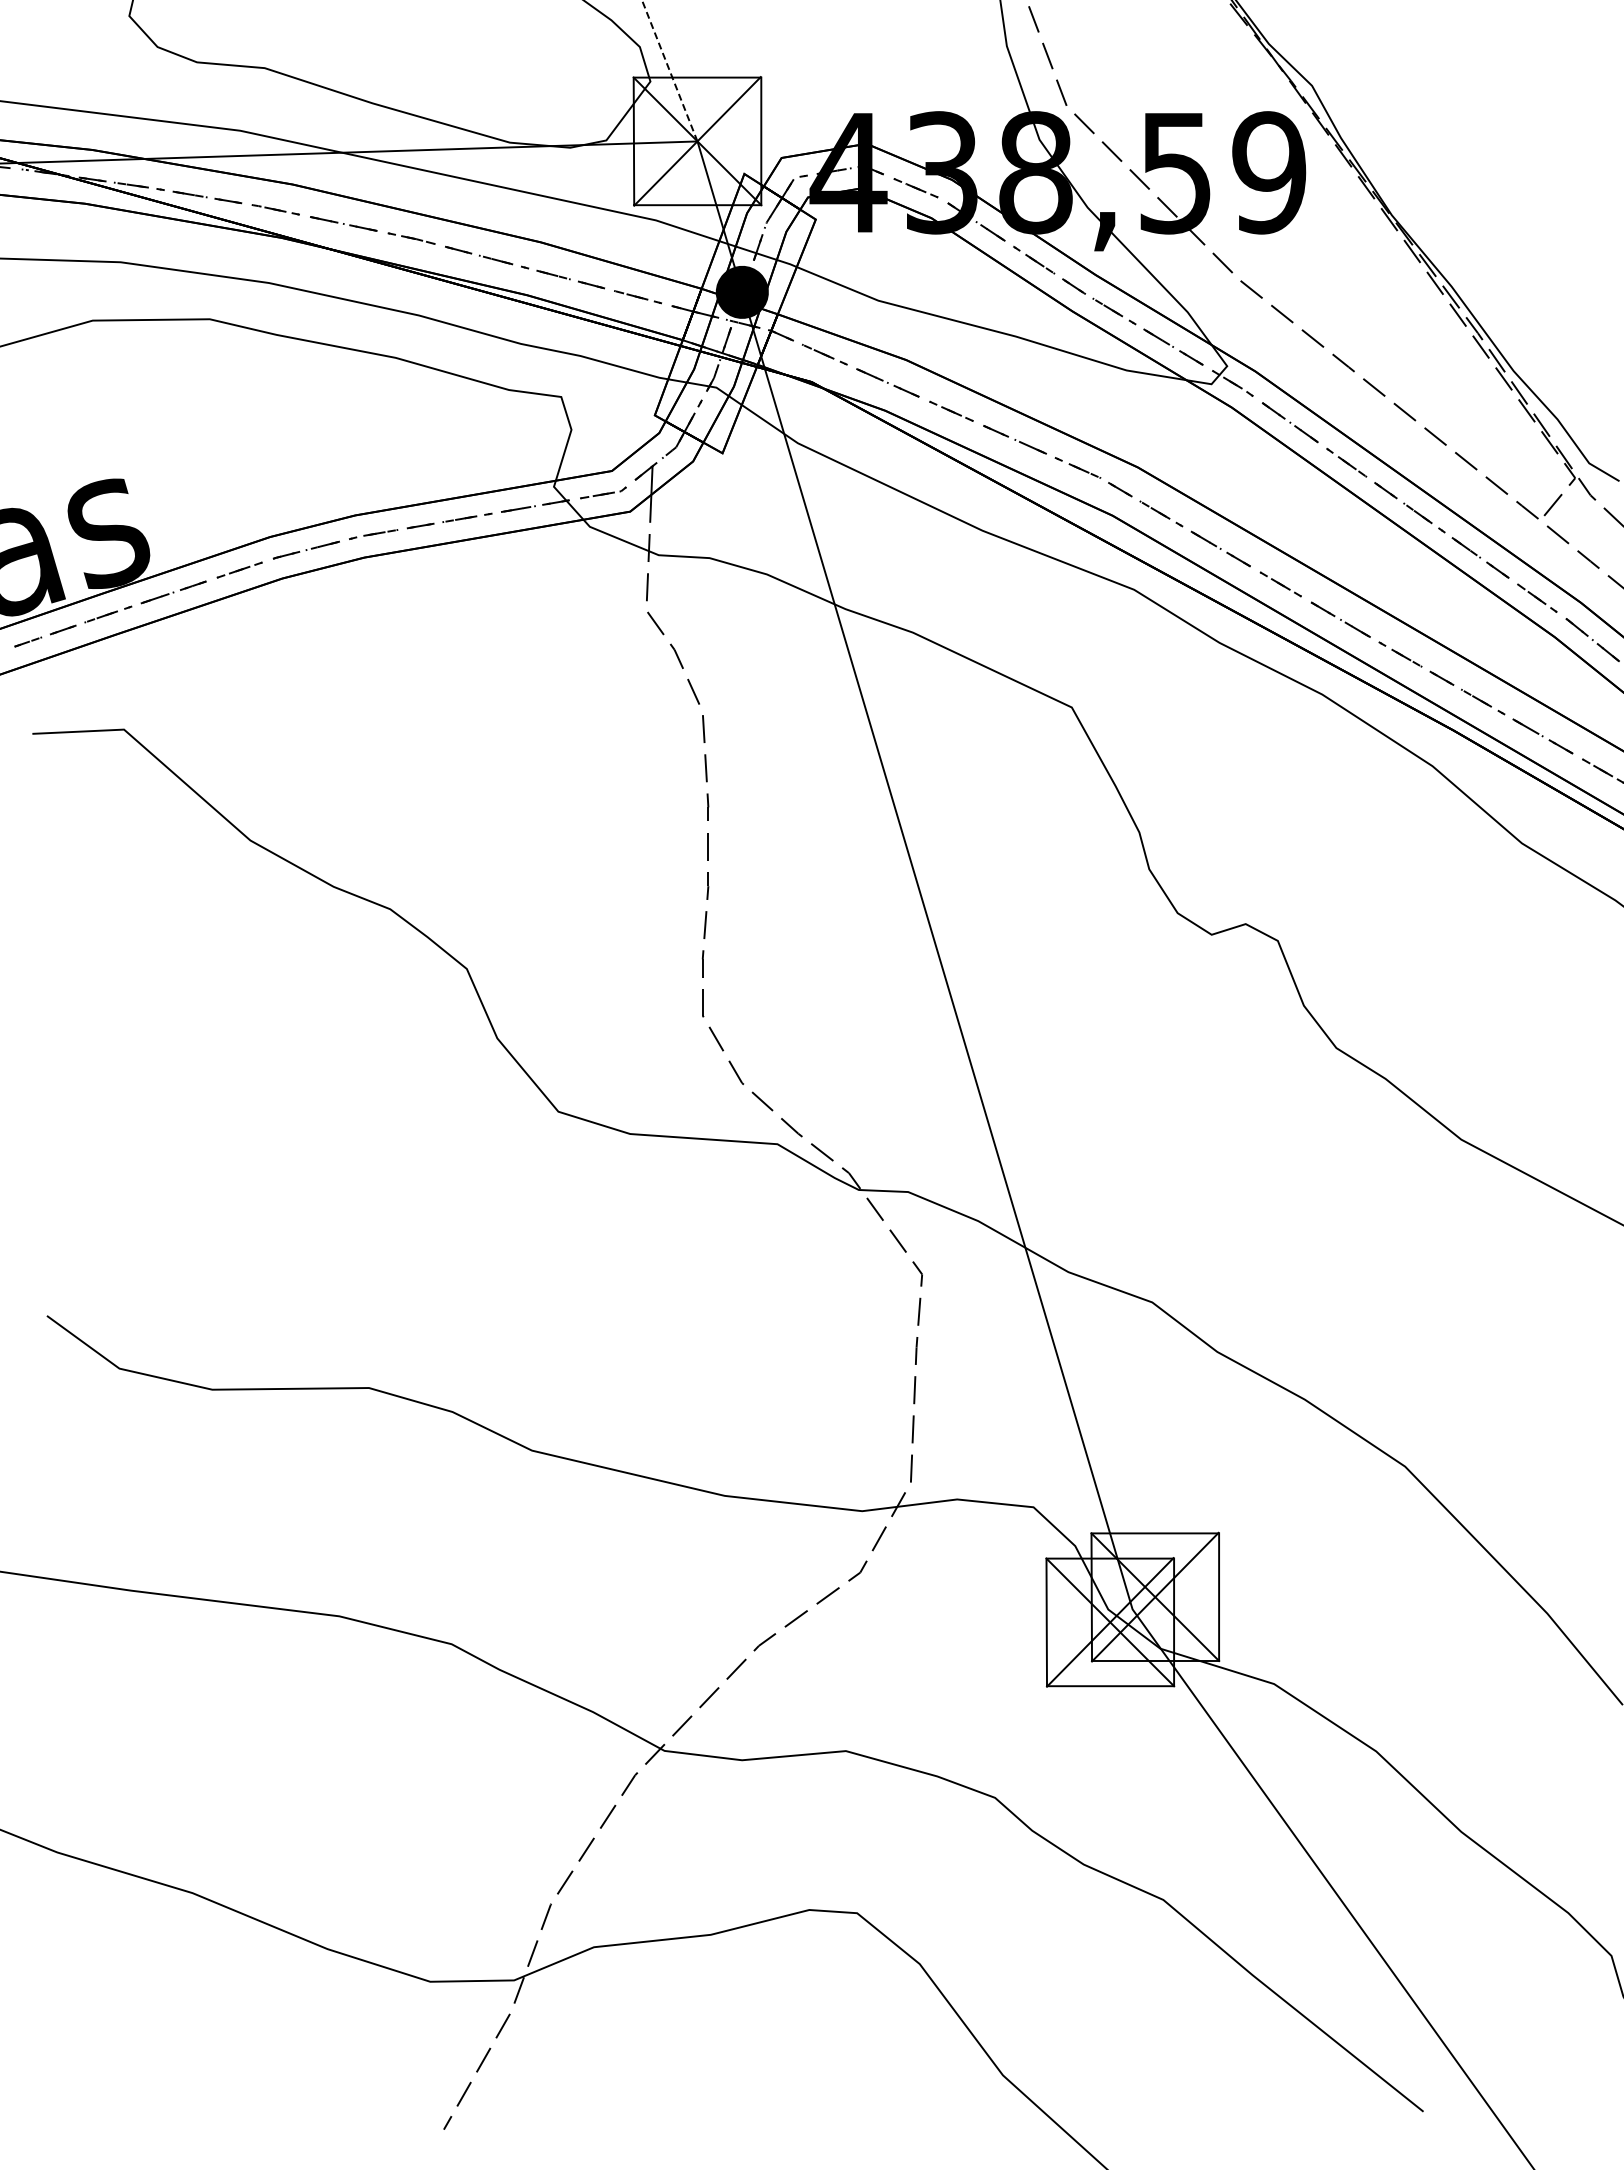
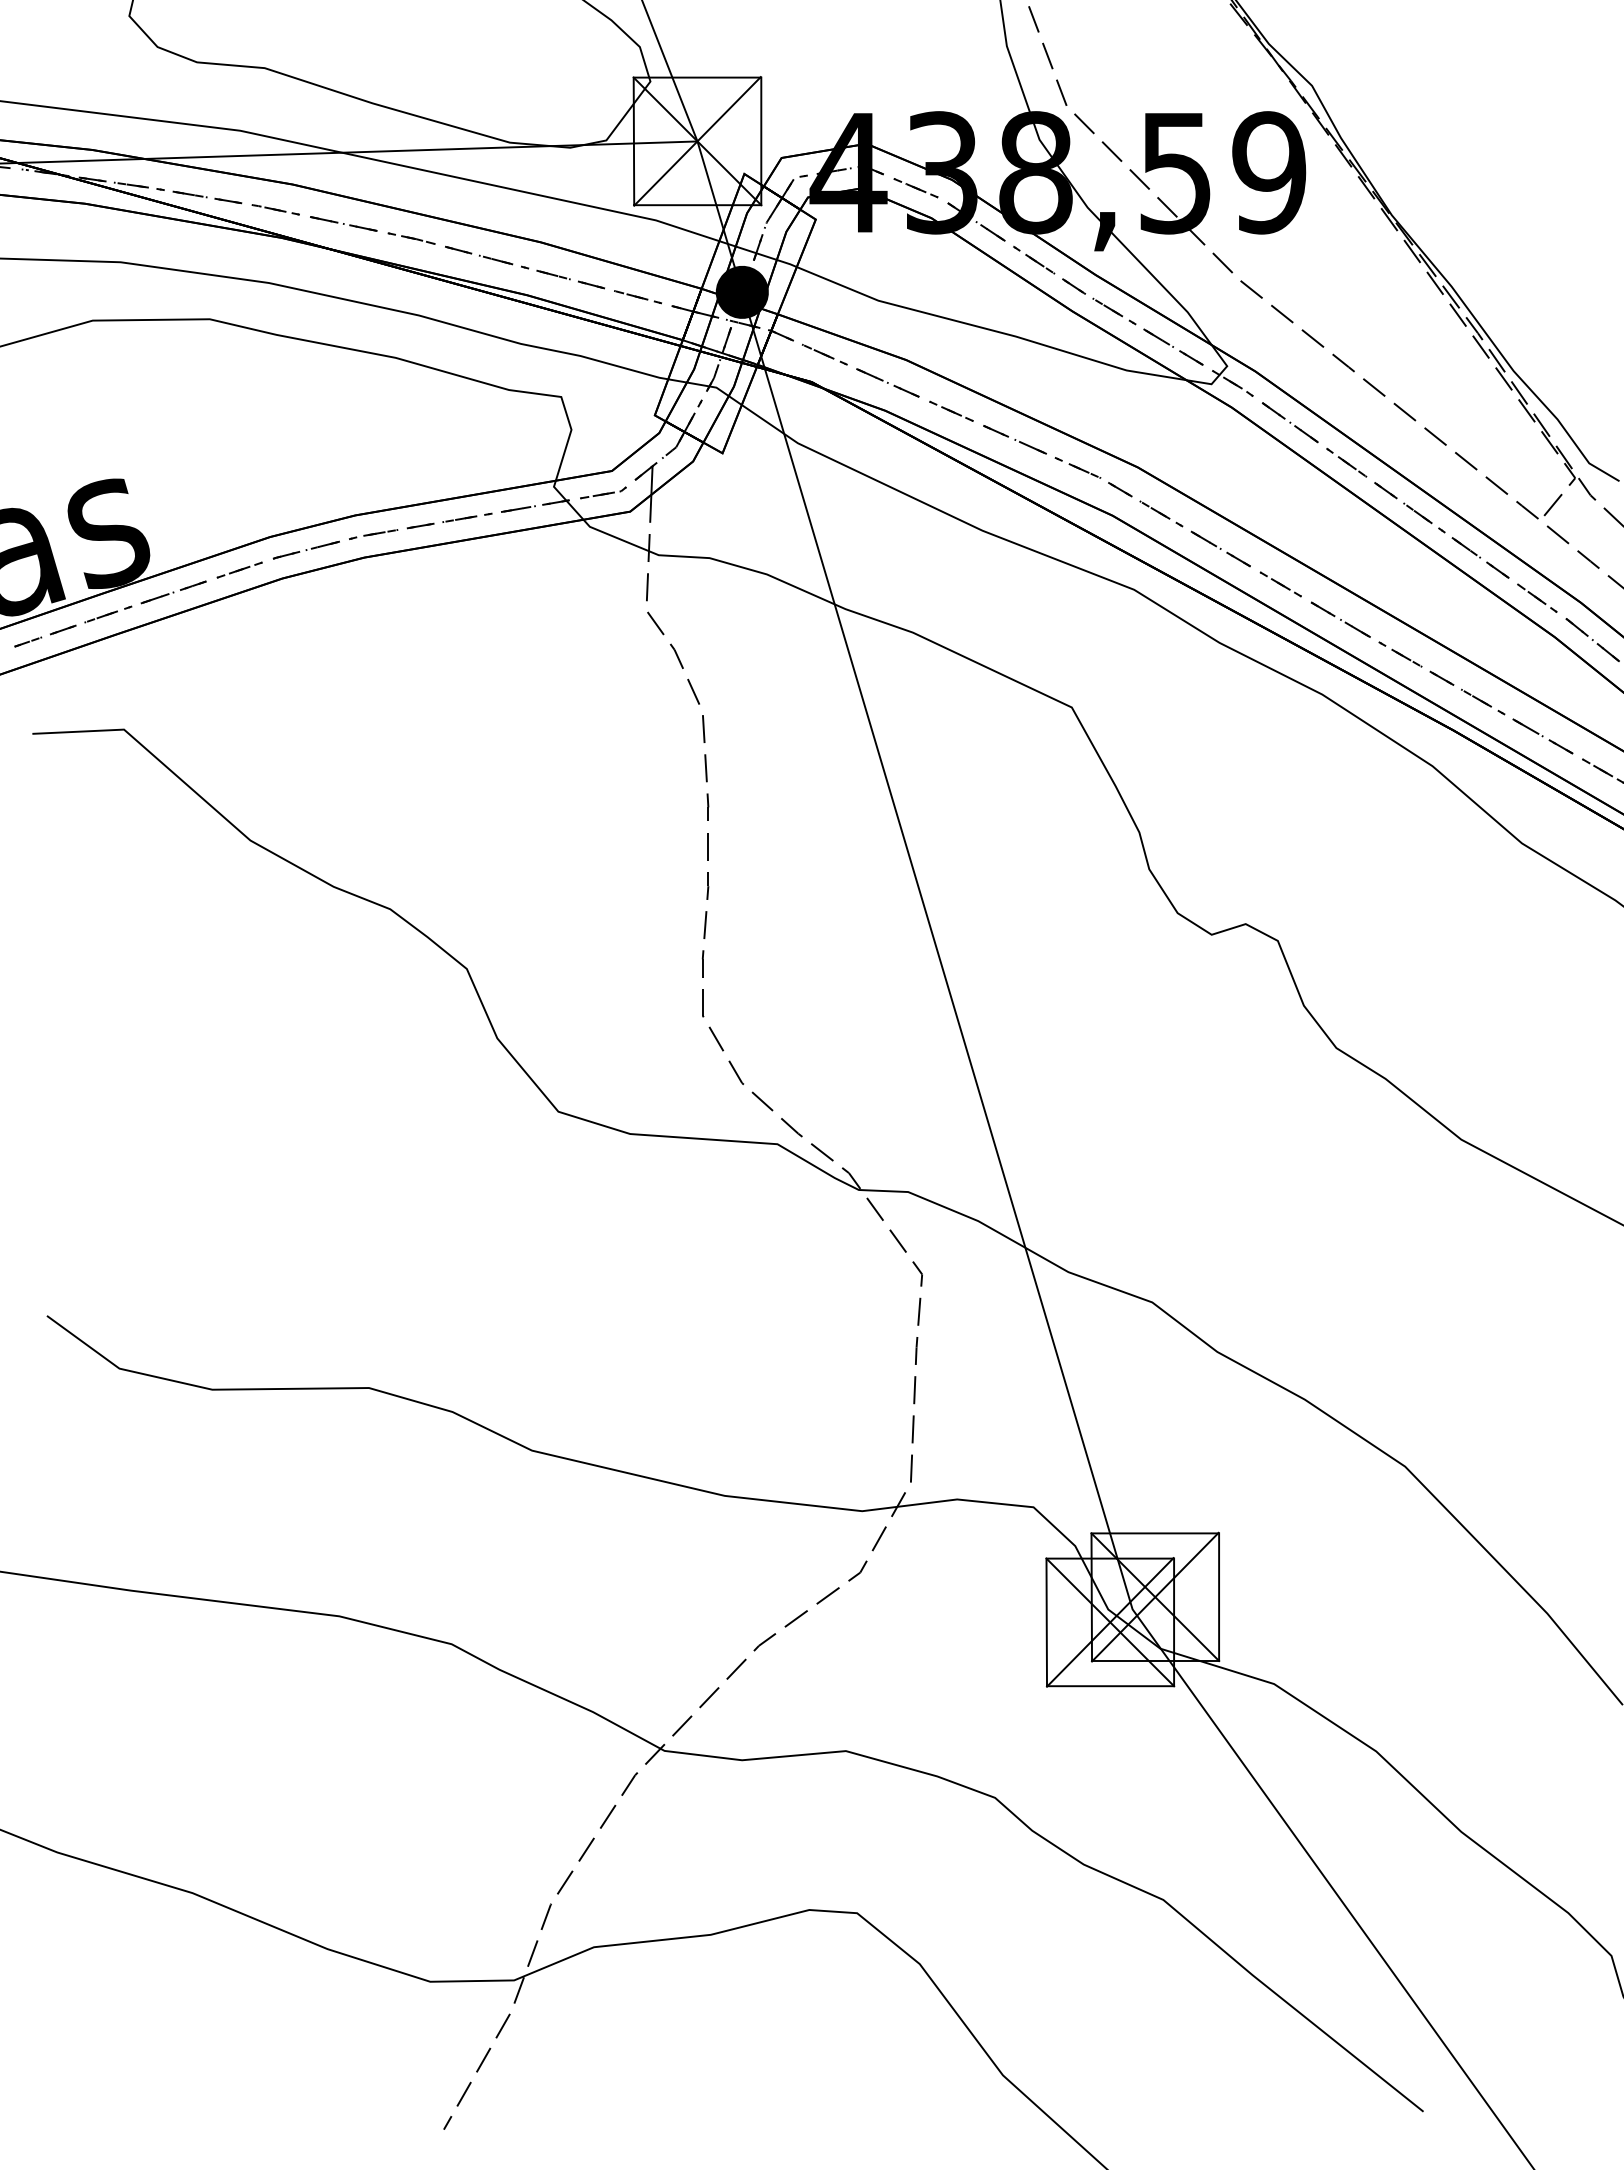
line: dashed -> solid (669, 70)
